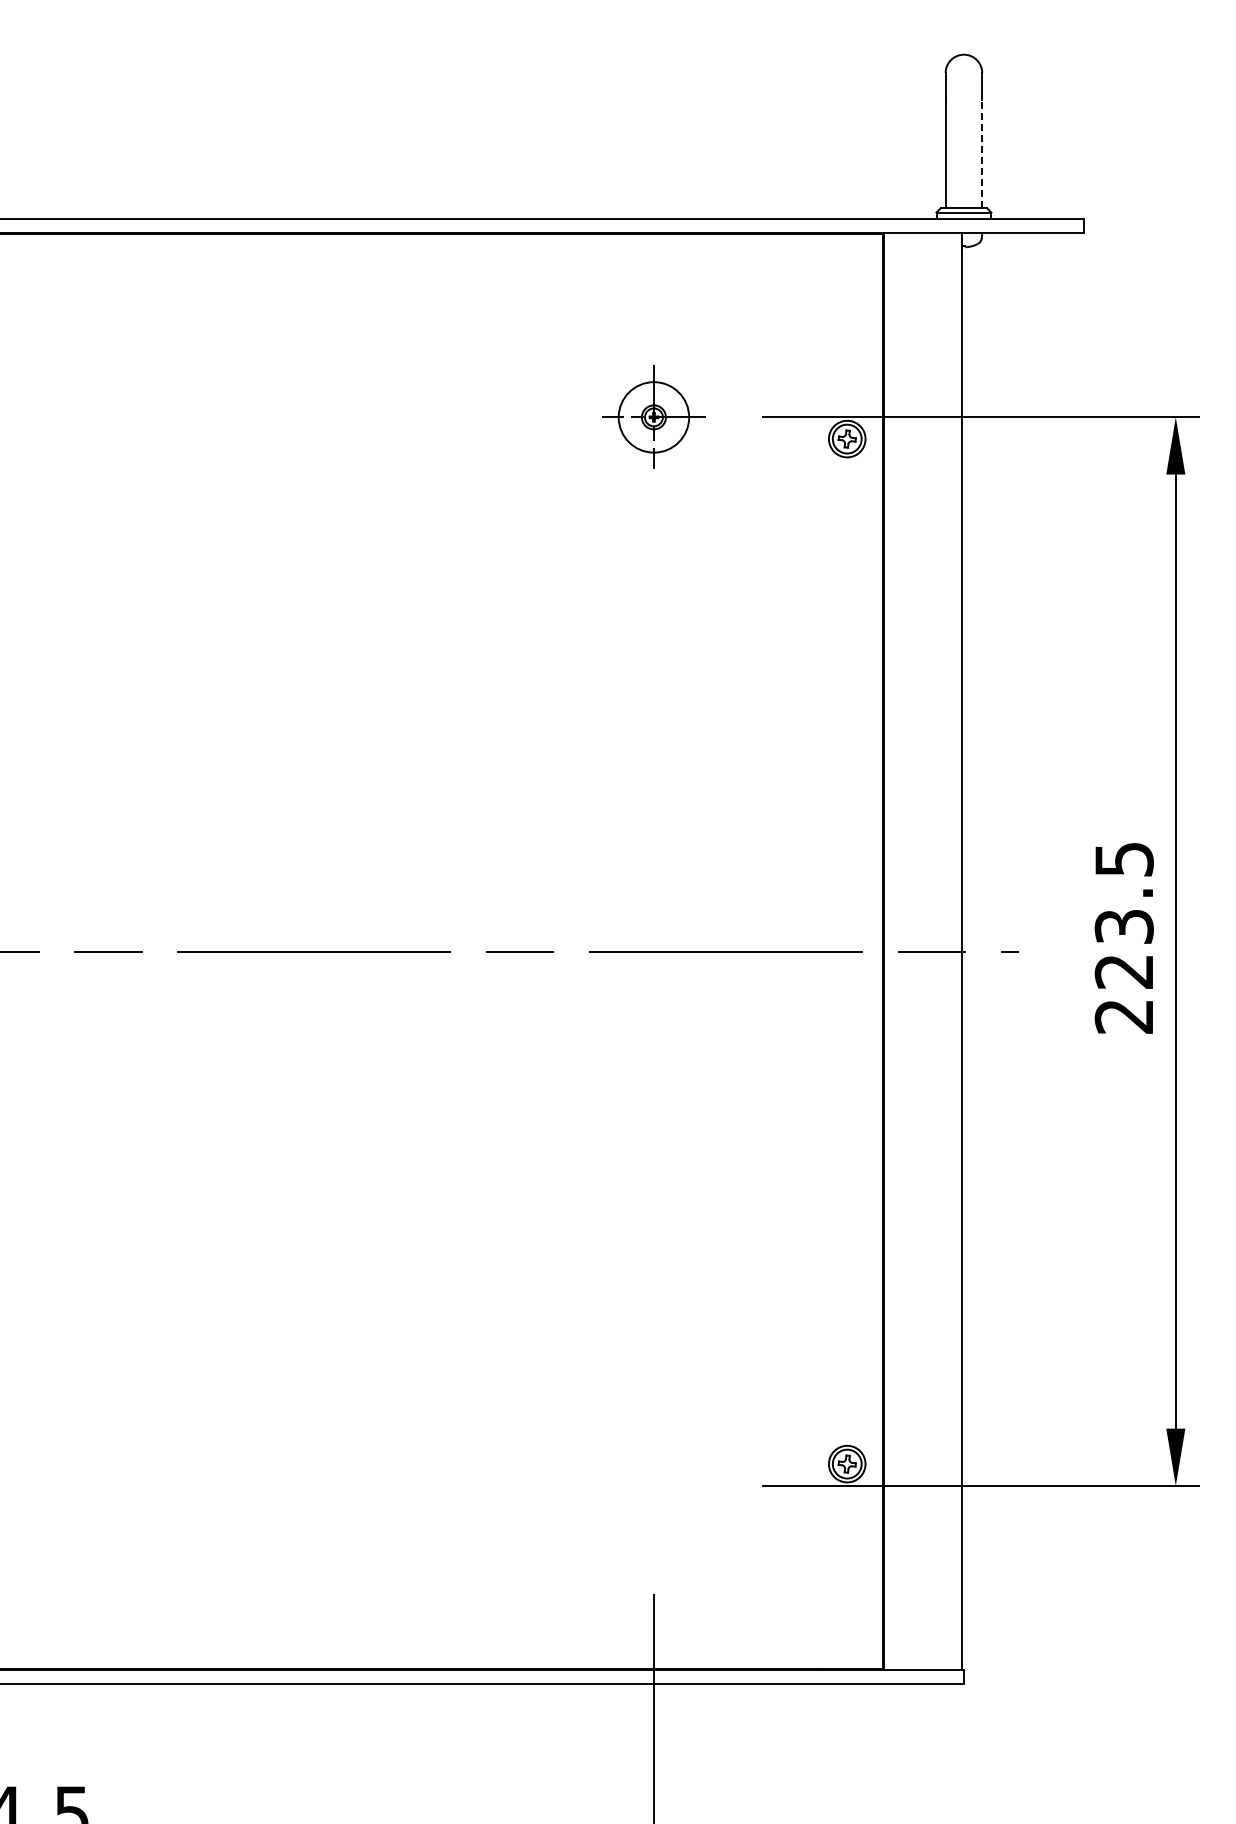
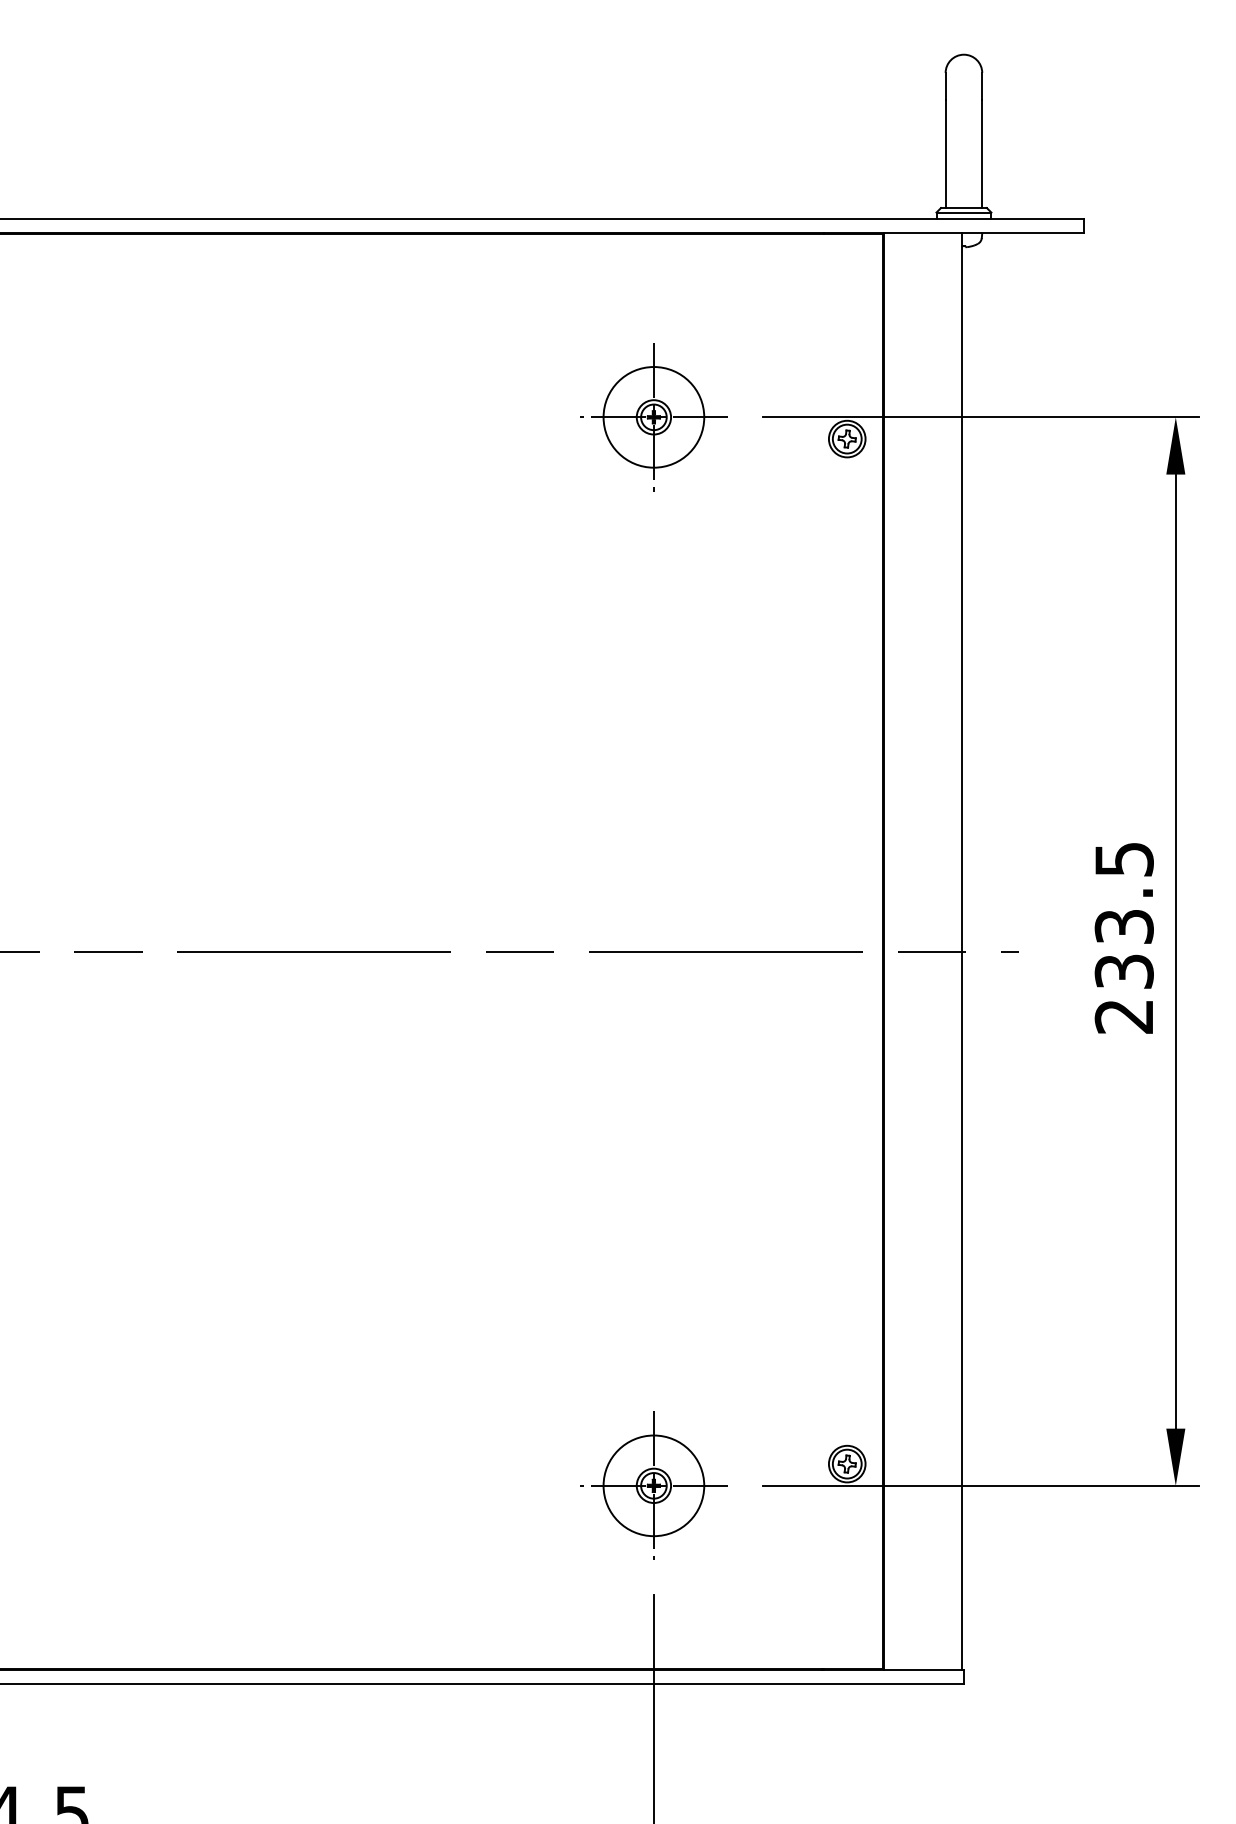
line: dashed -> solid (982, 154)
part size: 104x104 px -> 148x149 px (653, 417)
text: 223.5 -> 233.5 (1123, 971)
part: none -> present (653, 1485)
